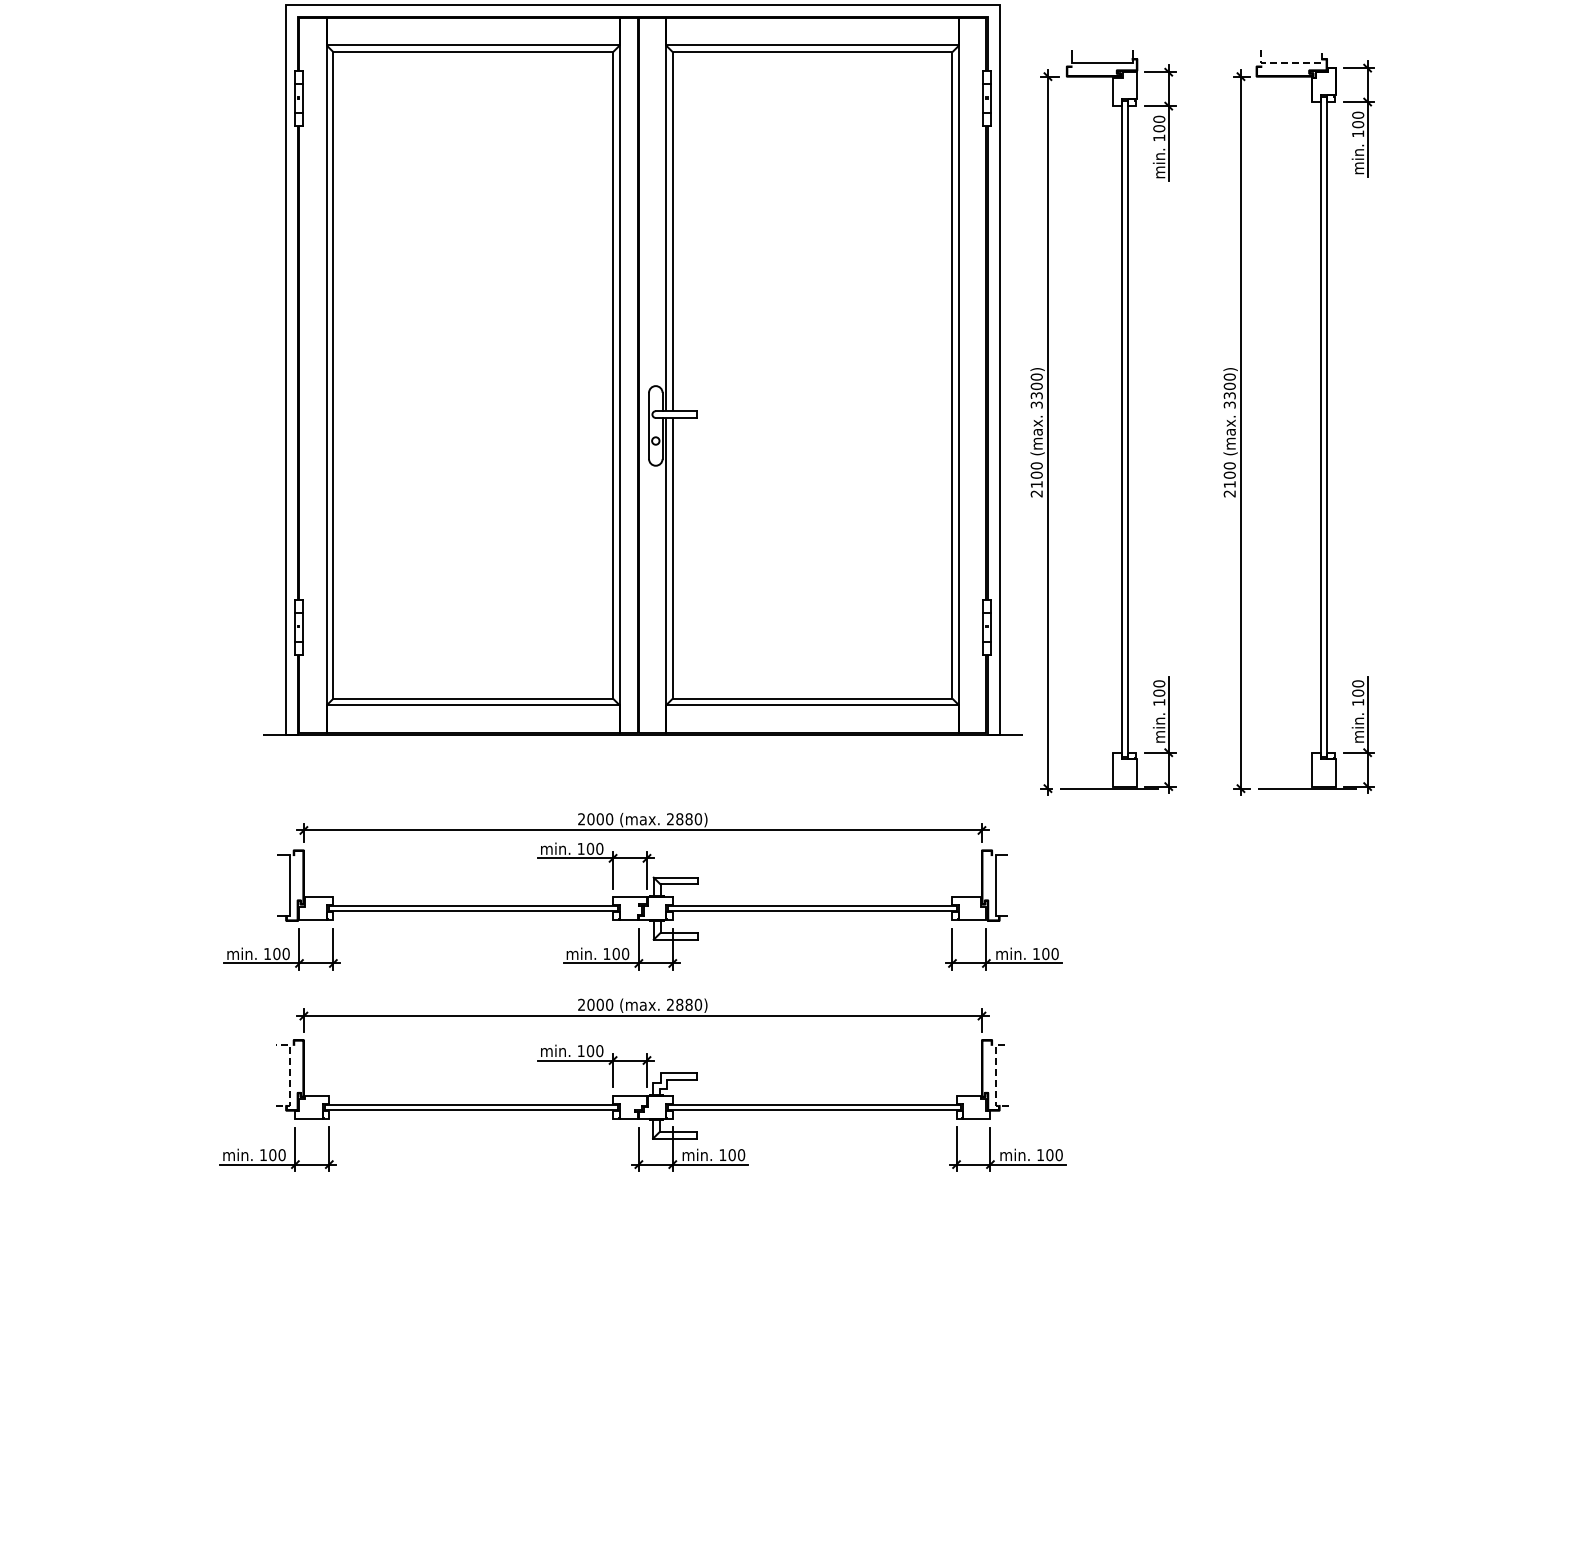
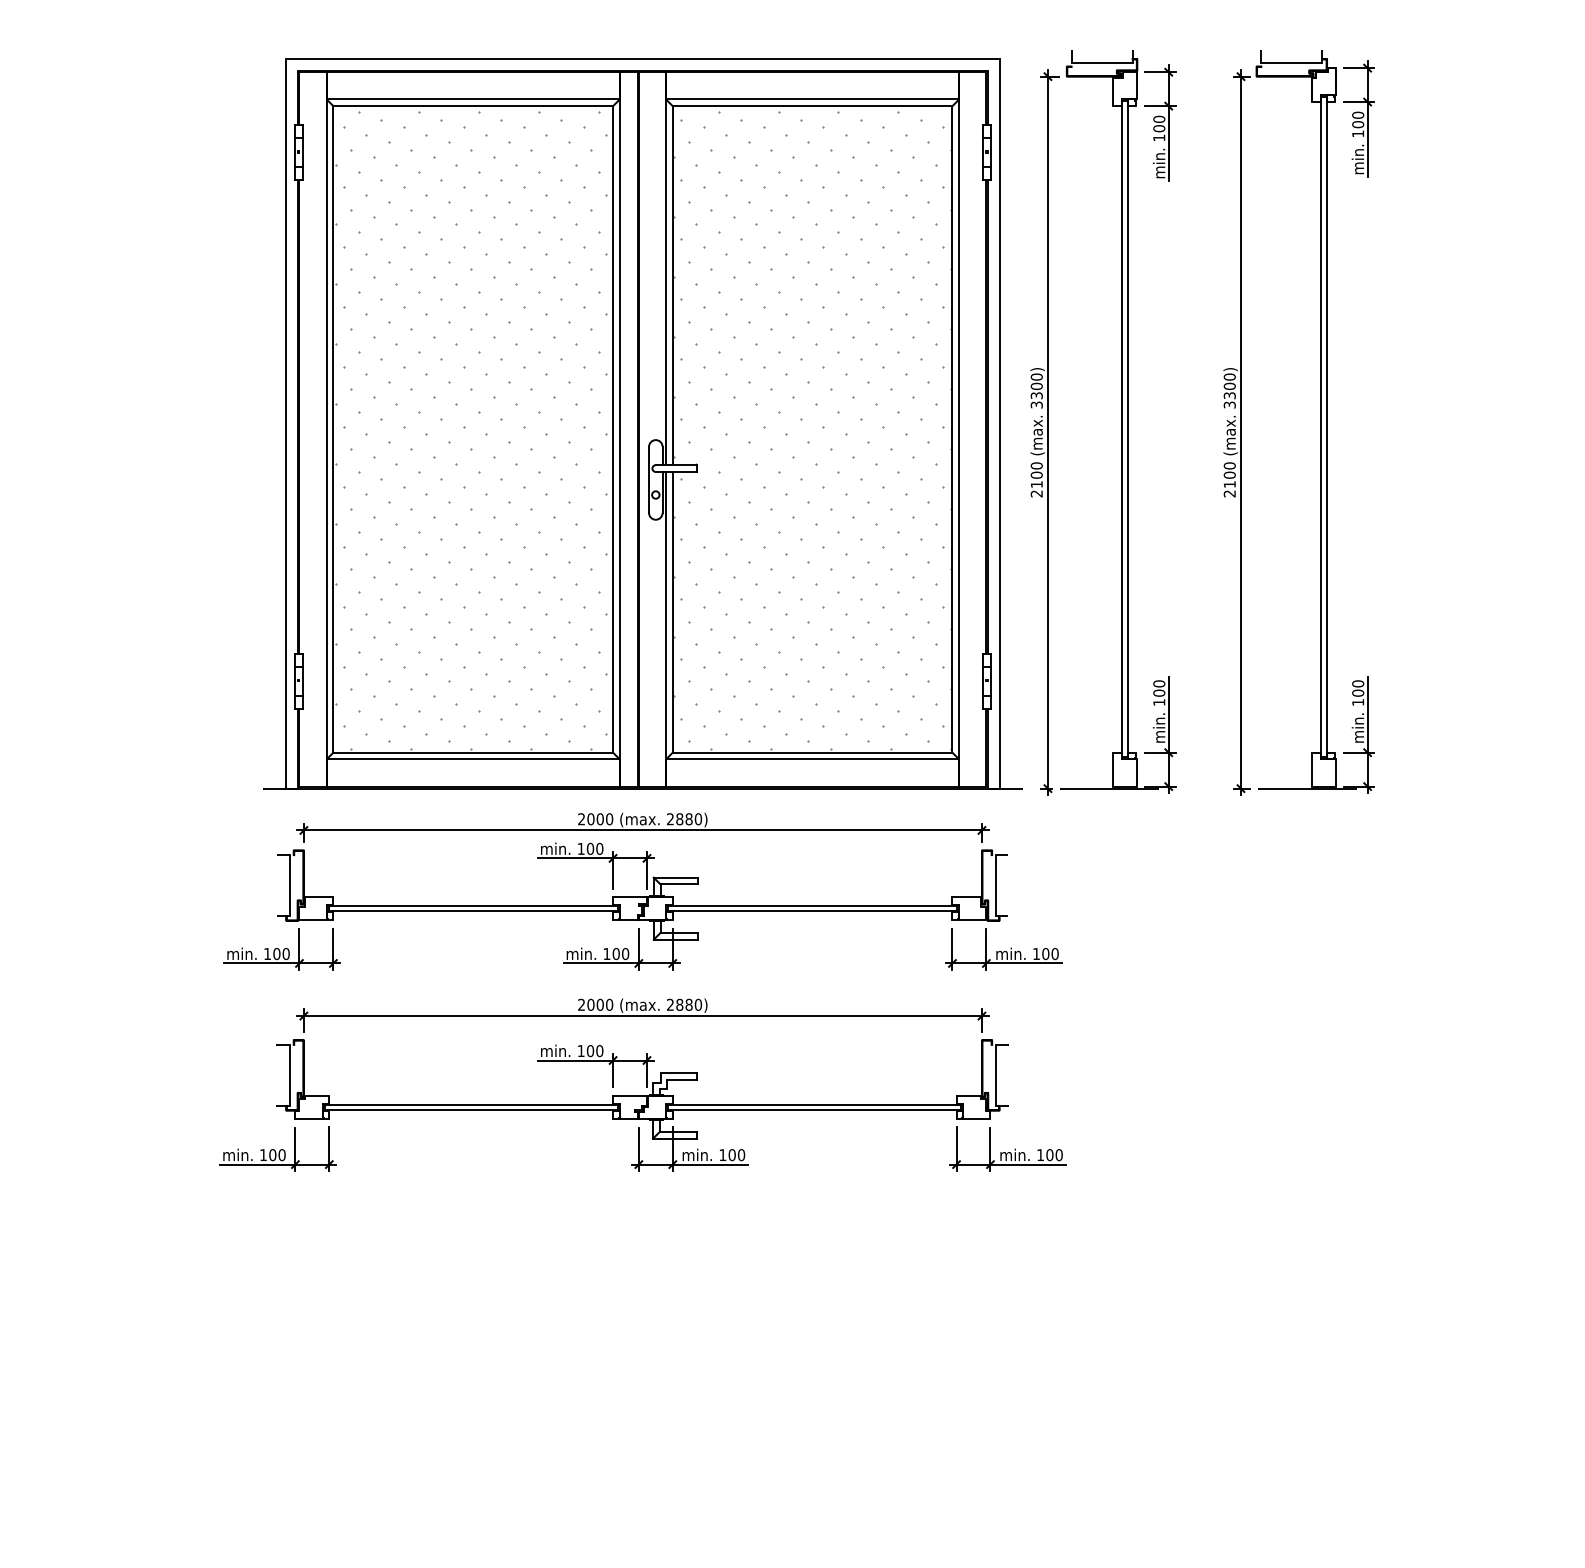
line: dashed -> solid (1291, 63)
part position: (642, 369) -> (642, 423) (642, 423)
line: dashed -> solid (290, 1075)
line: dashed -> solid (995, 1075)
